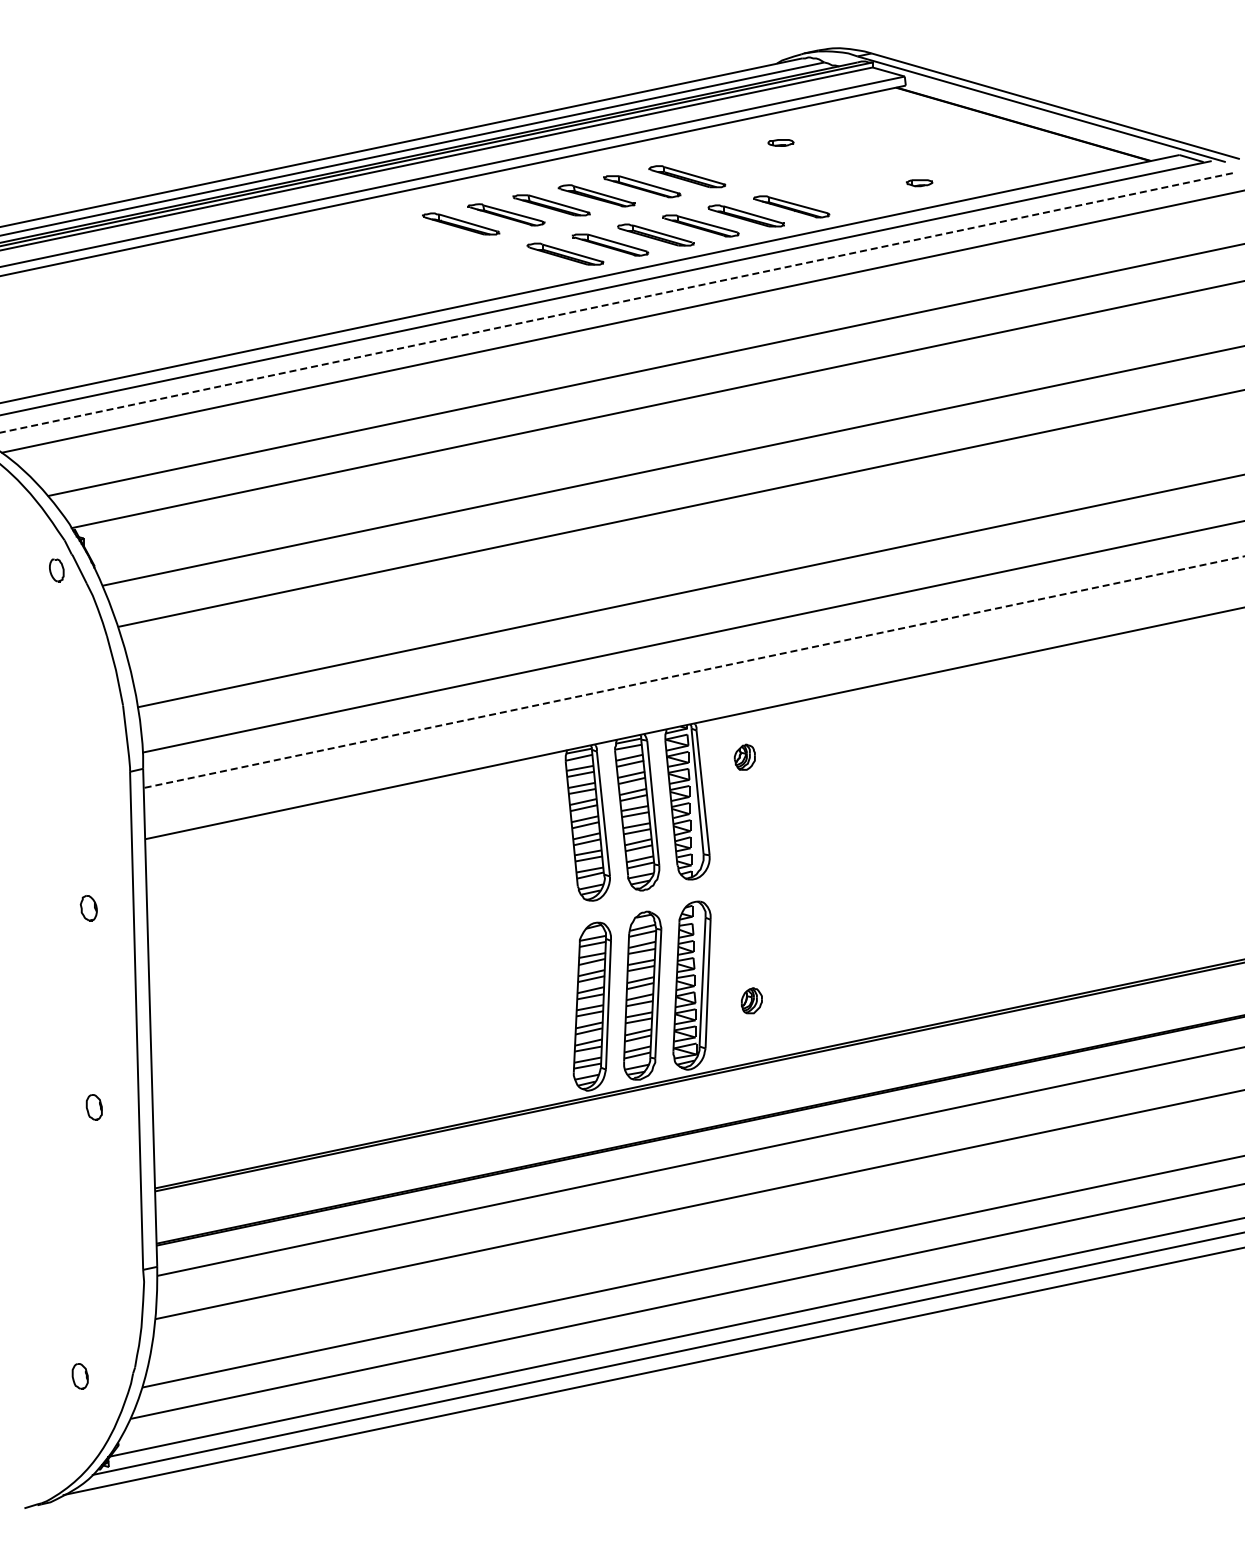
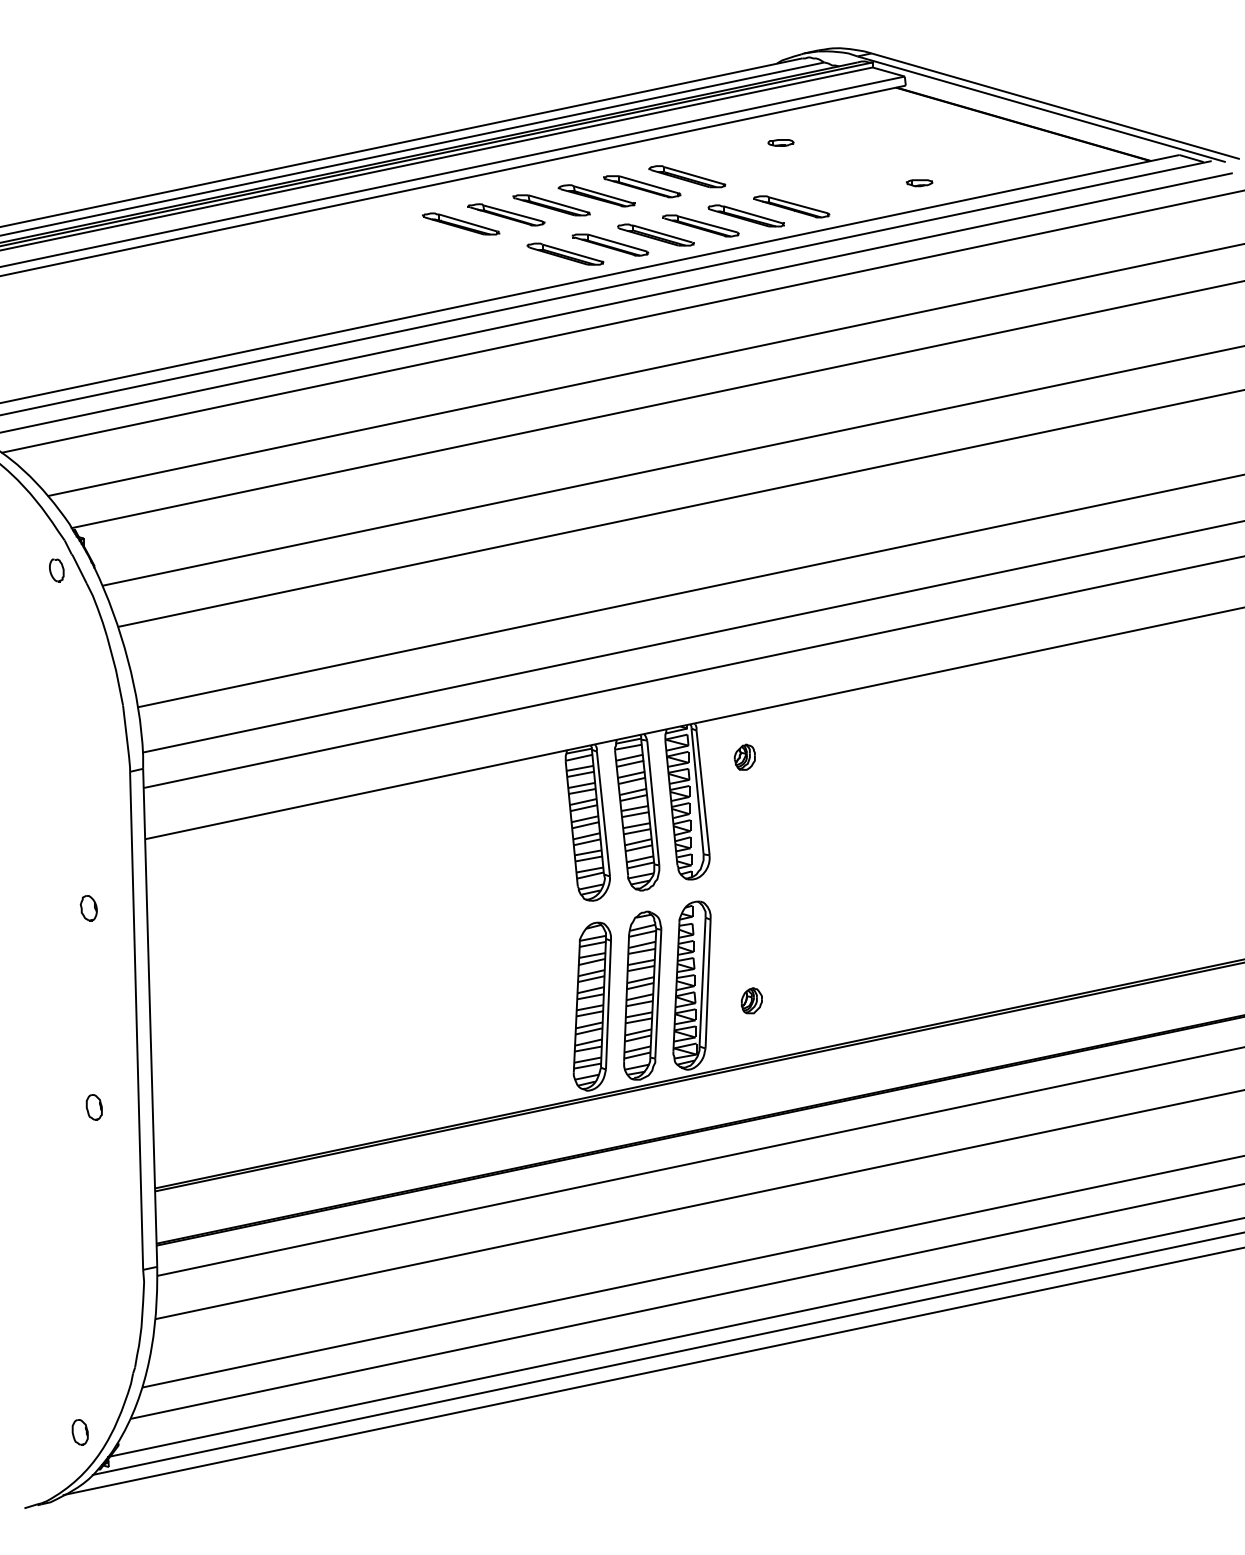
line: dashed -> solid (616, 302)
line: dashed -> solid (693, 672)
part position: (79, 1376) -> (79, 1432) (79, 1432)
